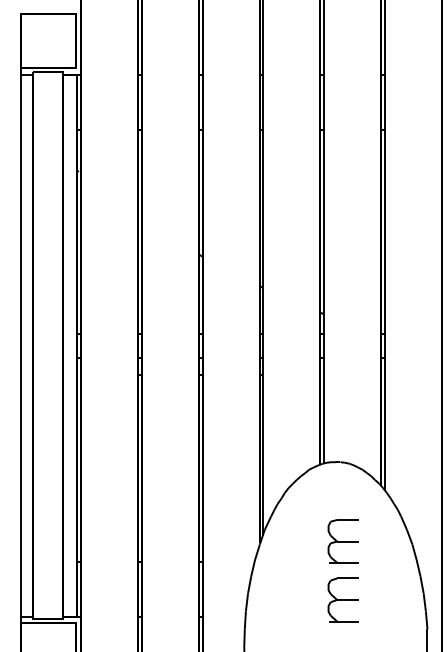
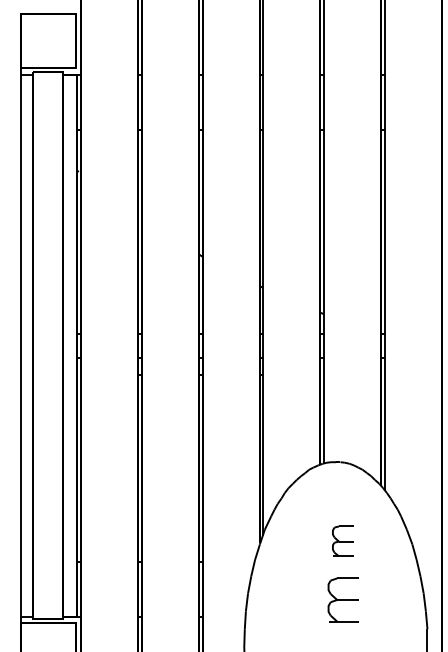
part size: 32x45 px -> 22x32 px (342, 540)
